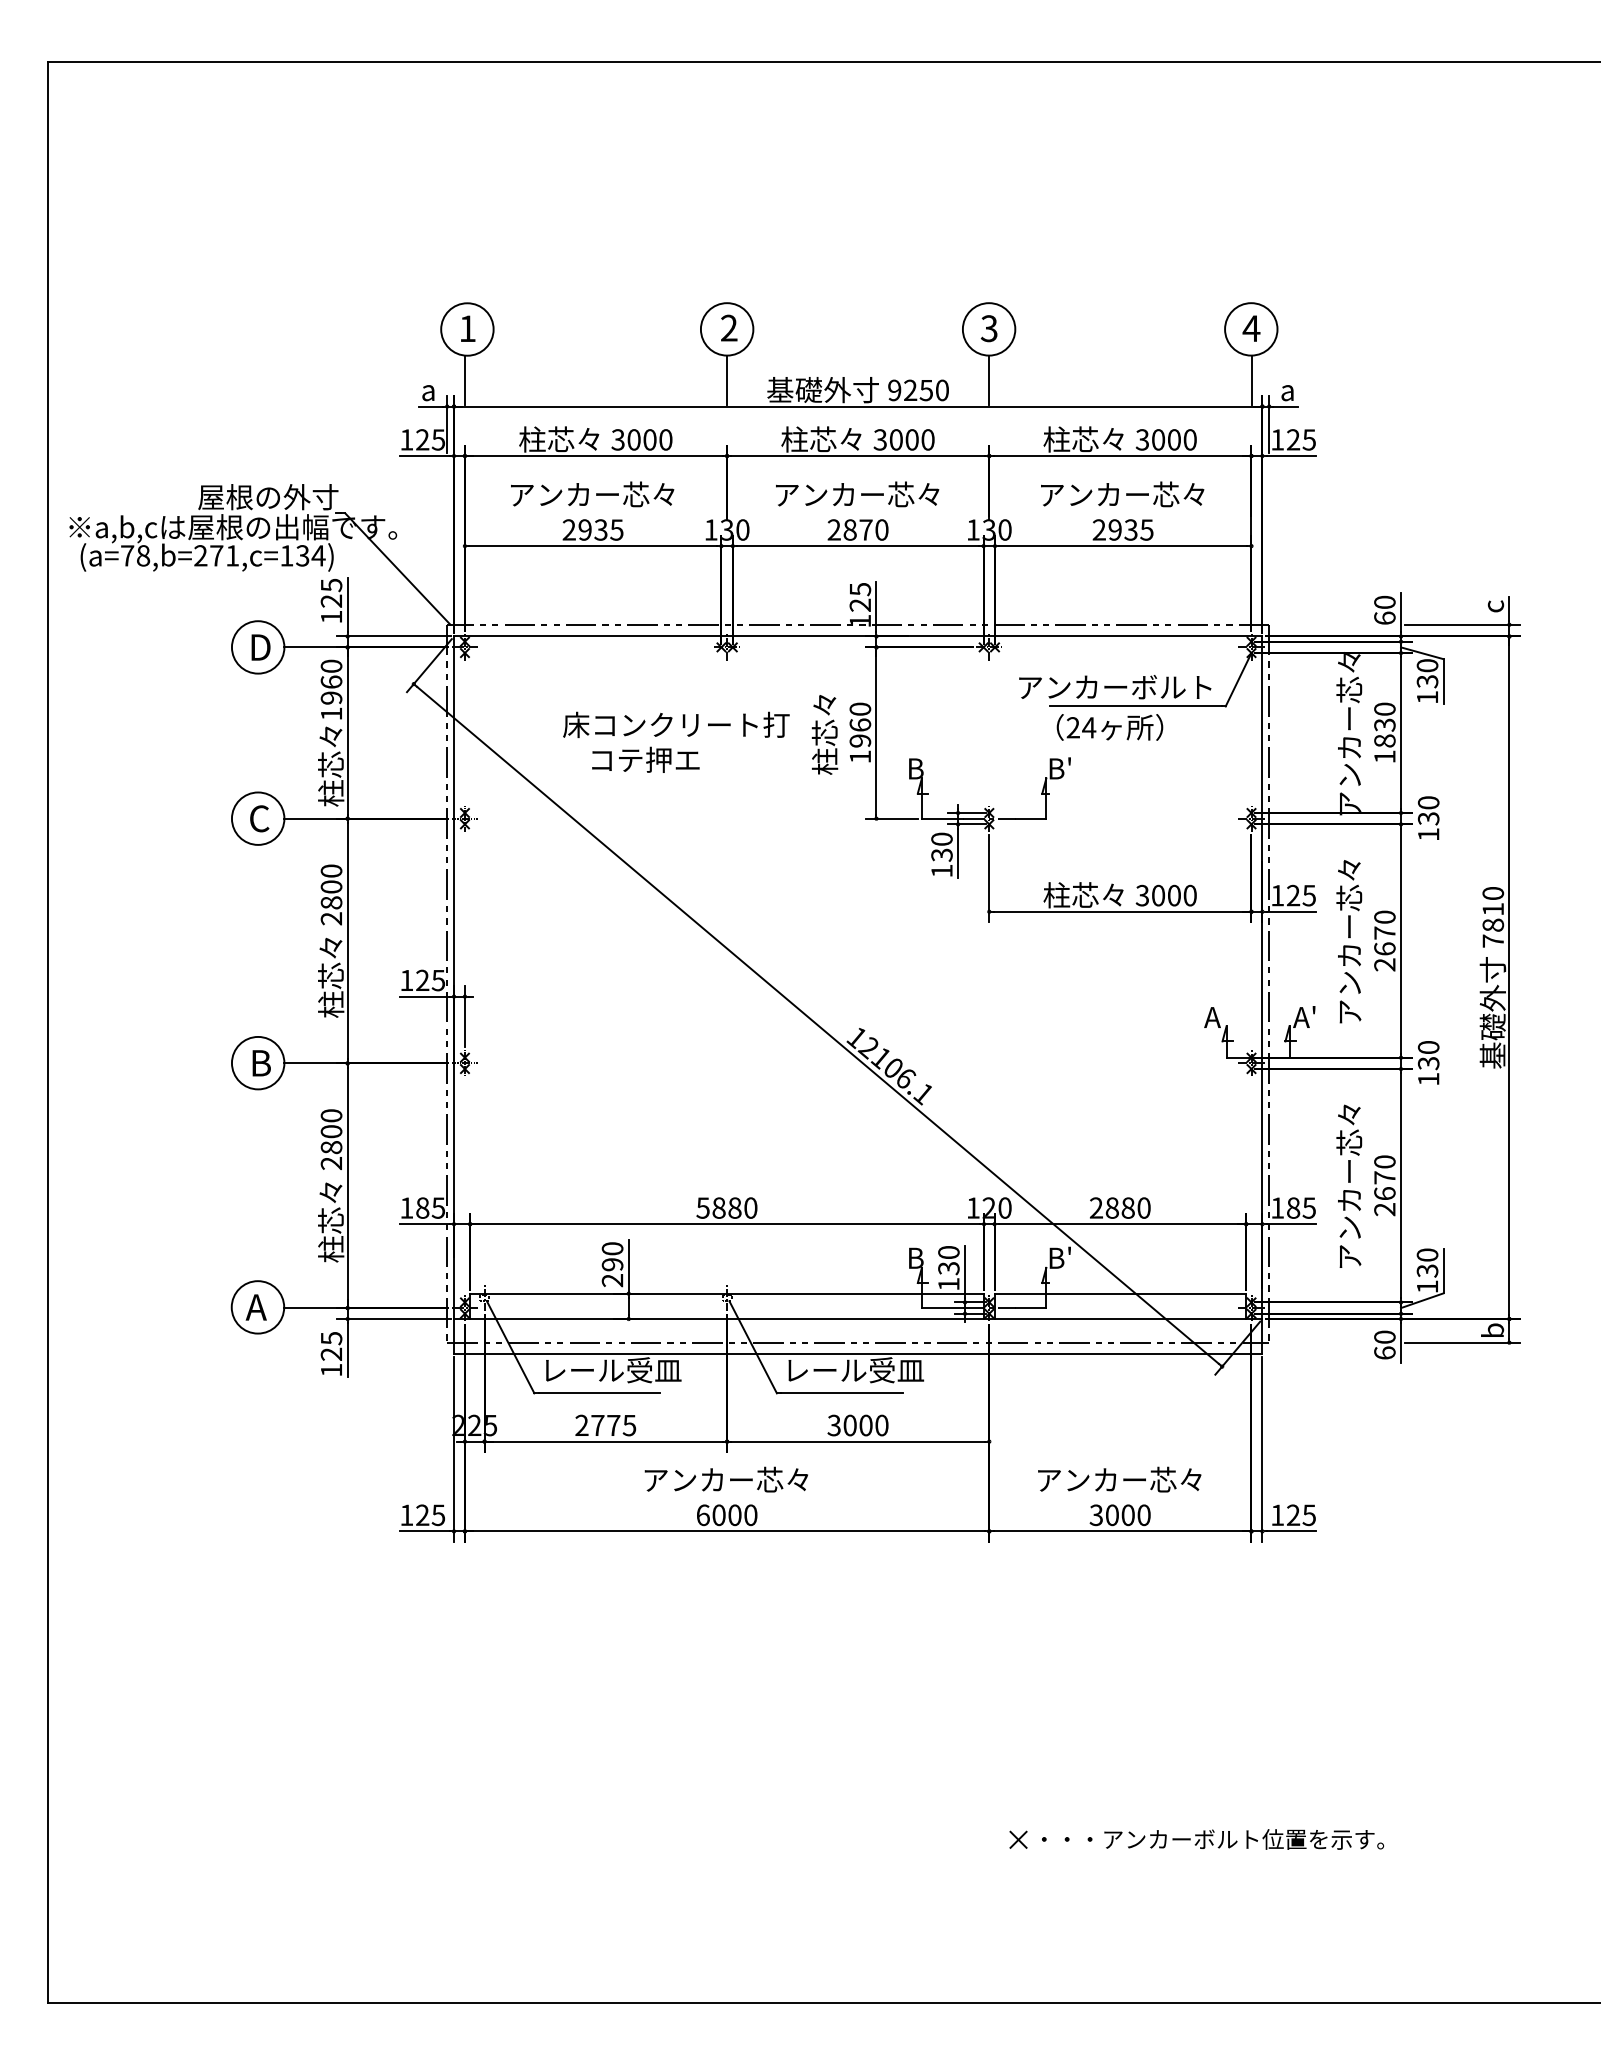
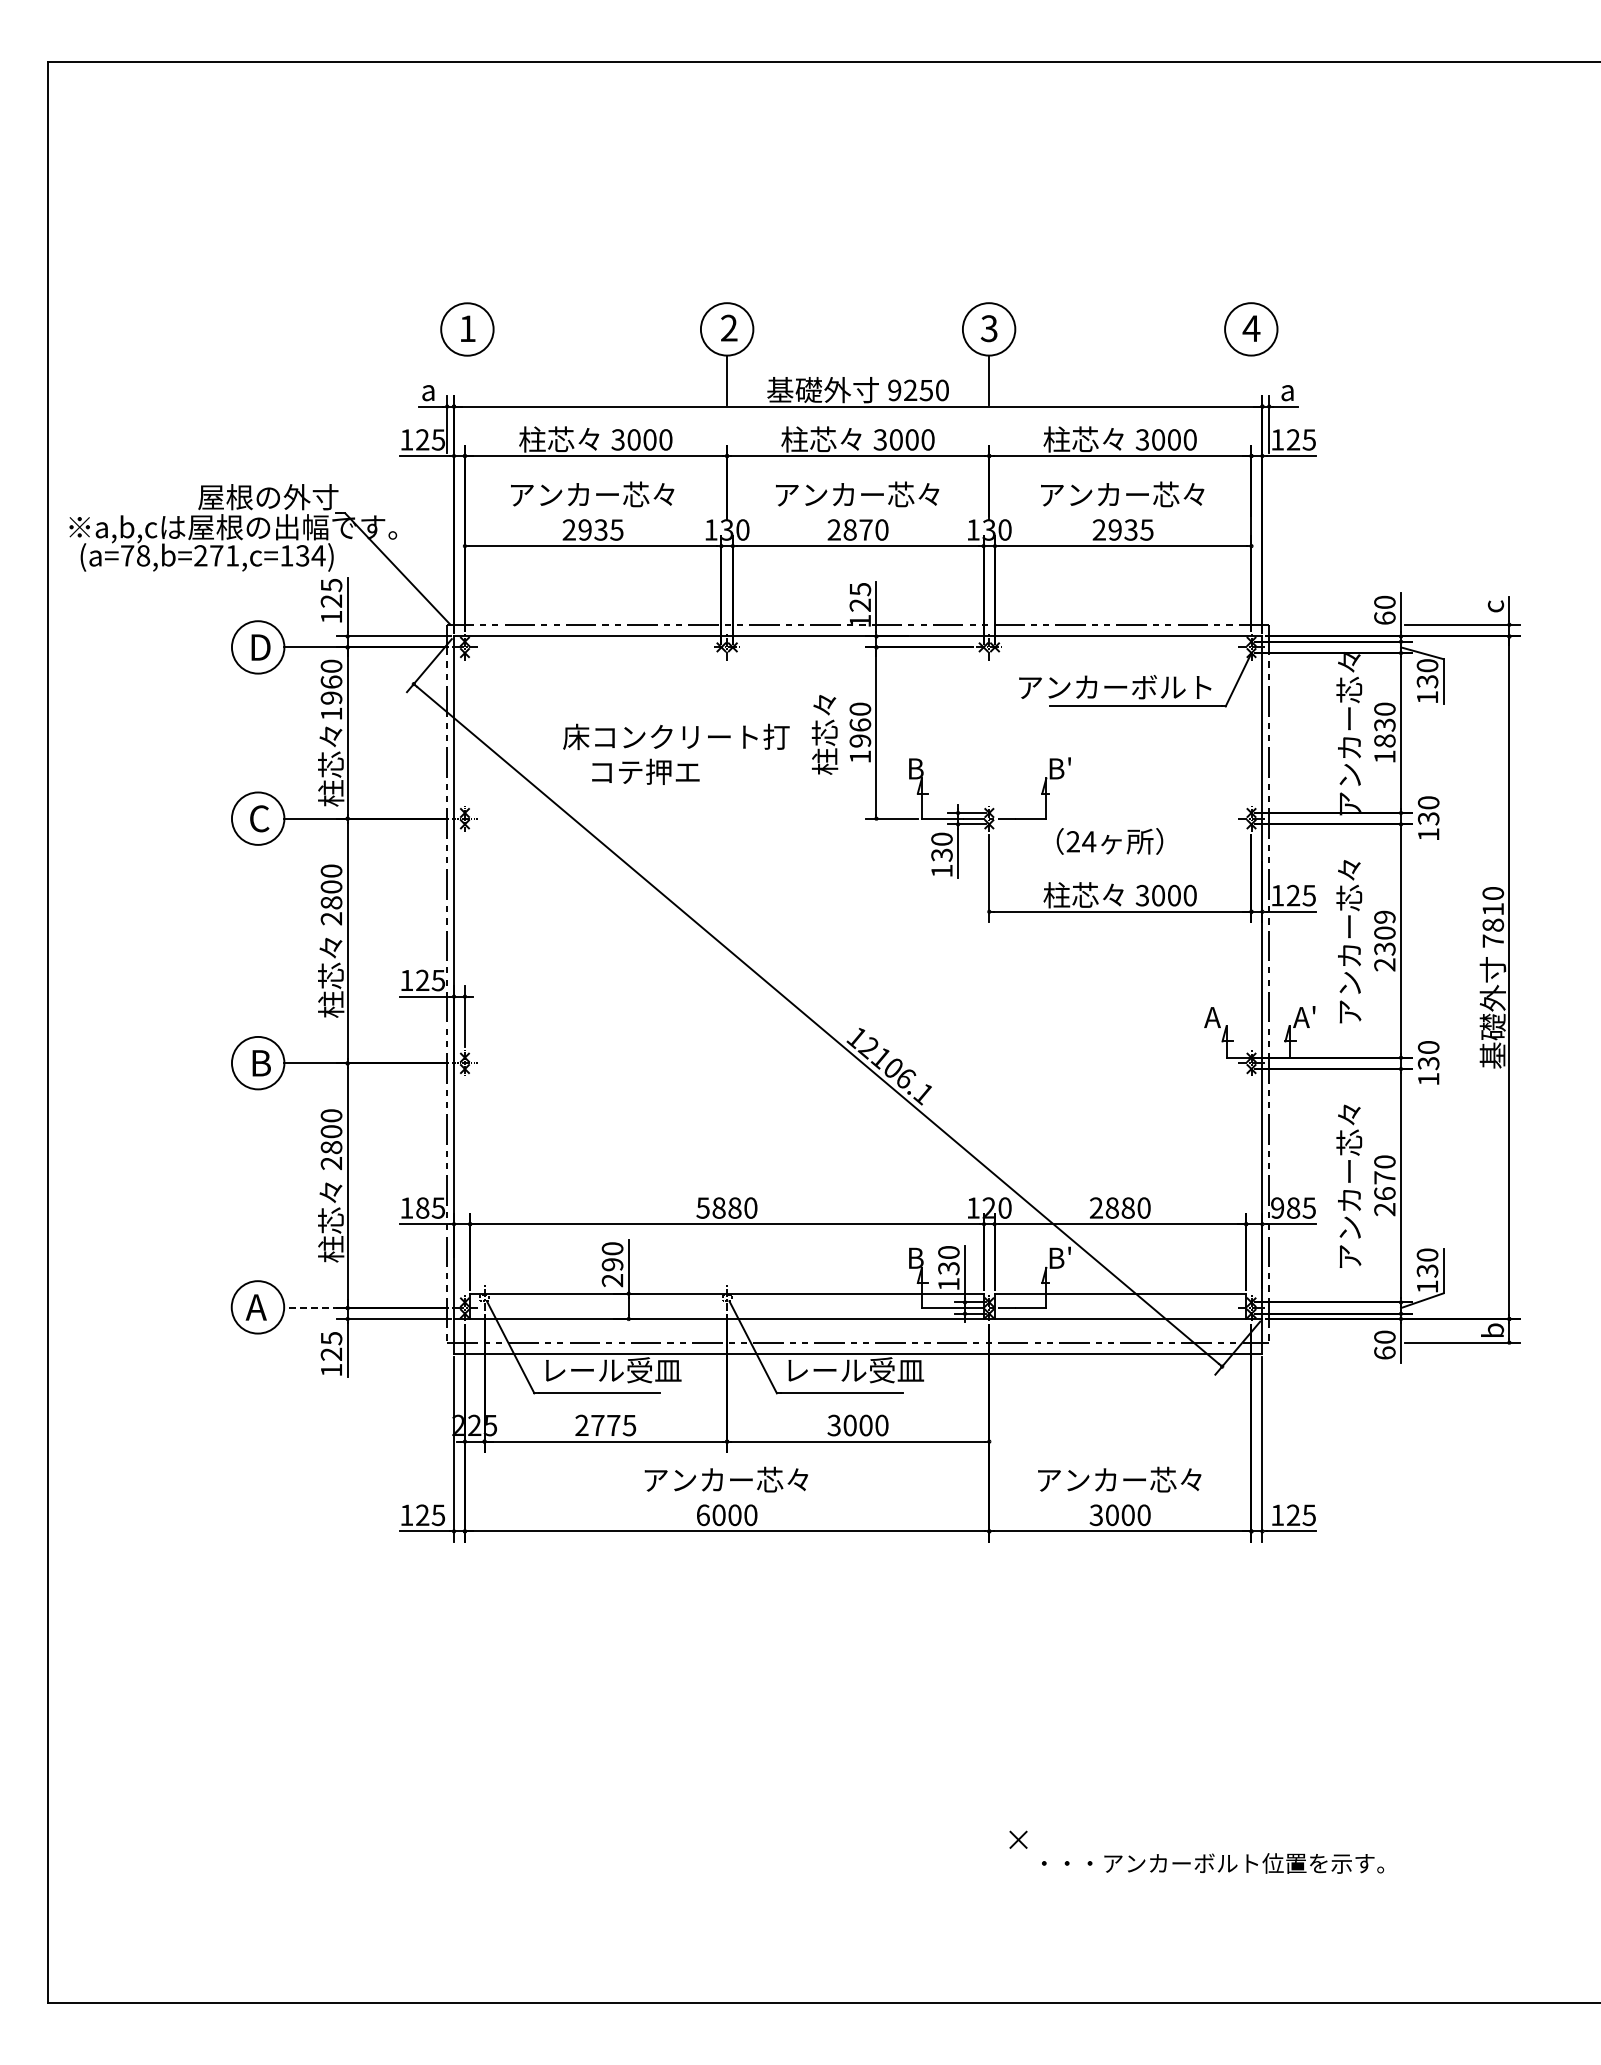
line: present -> none (464, 380)
line: present -> none (1251, 380)
text position: (1109, 727) -> (1109, 841) (1109, 841)
text position: (676, 741) -> (676, 753) (676, 753)
text: 2670 -> 2309 (1384, 932)
text: 185 -> 985 (1277, 1207)
line: solid -> dashed (311, 1308)
text position: (1212, 1839) -> (1212, 1863) (1212, 1863)
